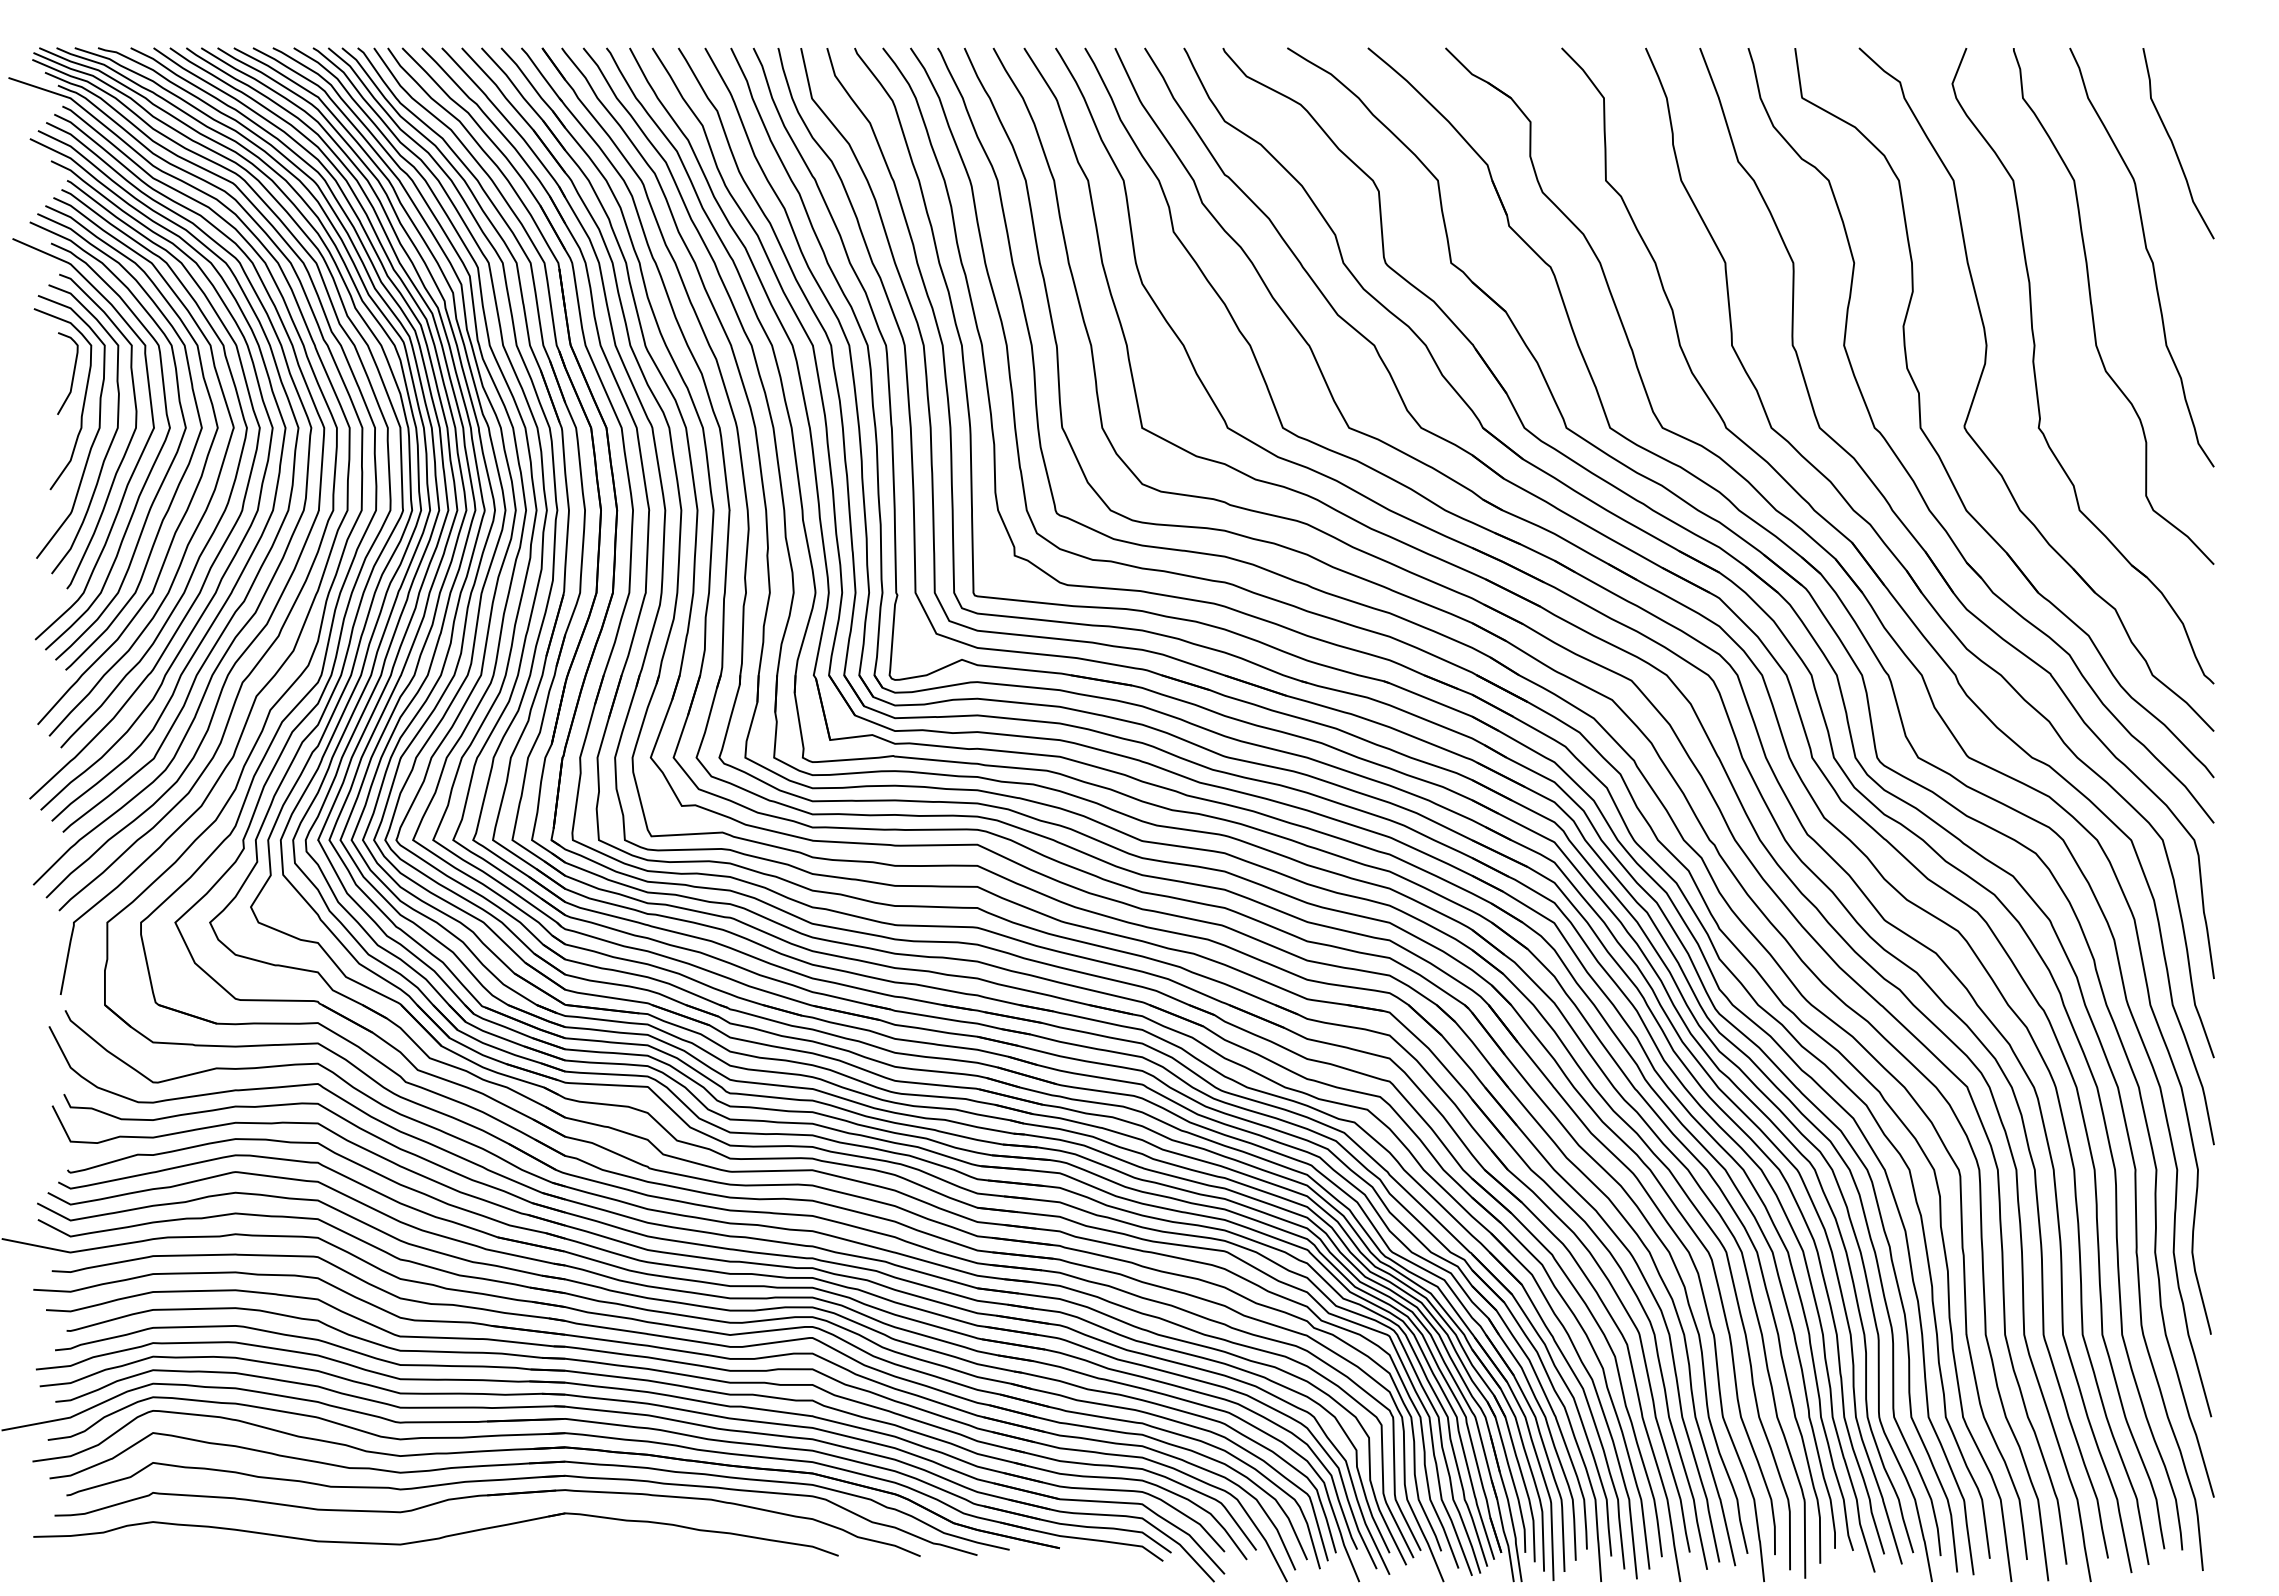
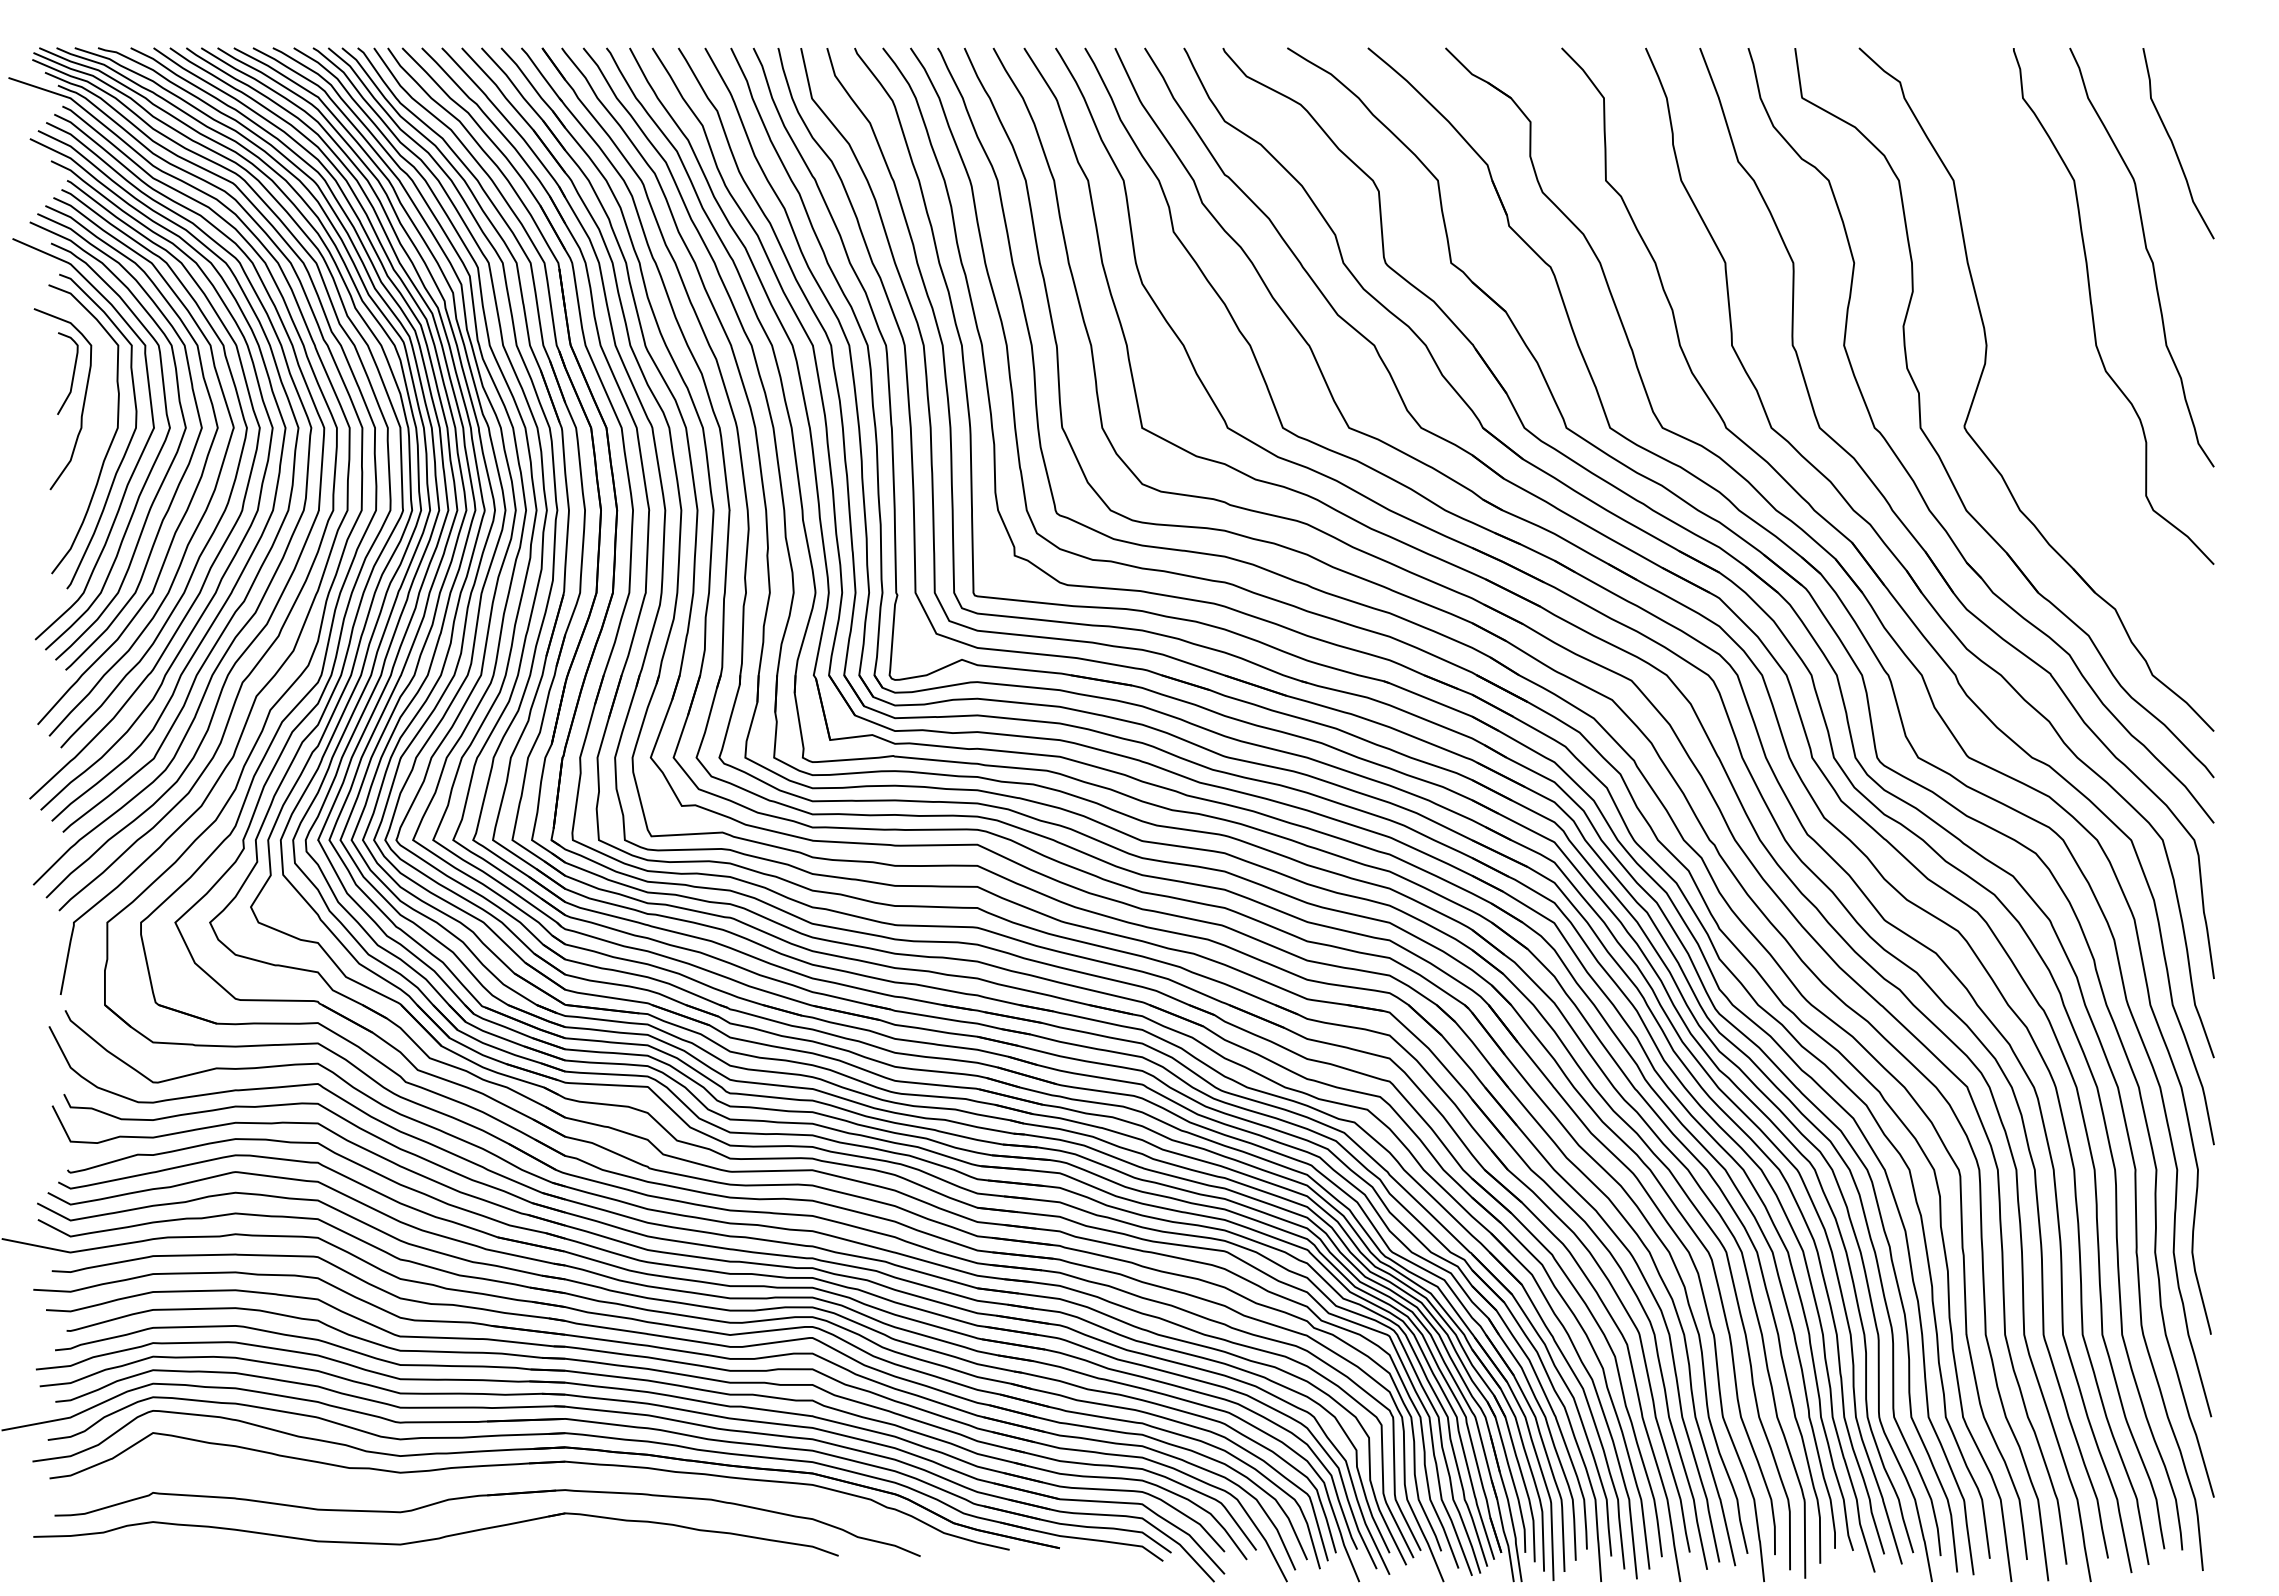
part: present -> none (2035, 369)
curve: present -> none (95, 434)
part: present -> none (521, 1479)
